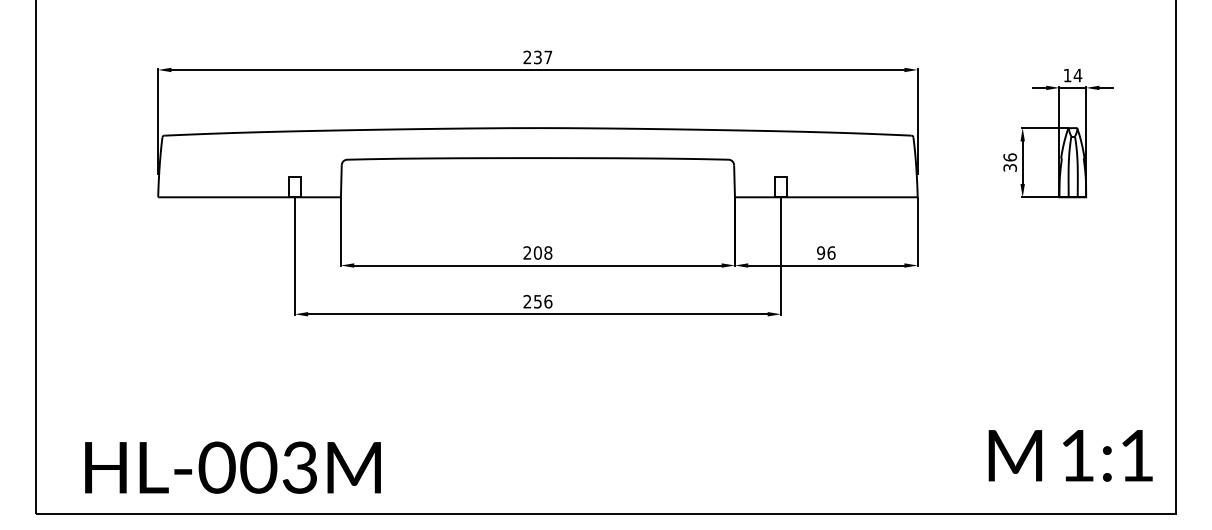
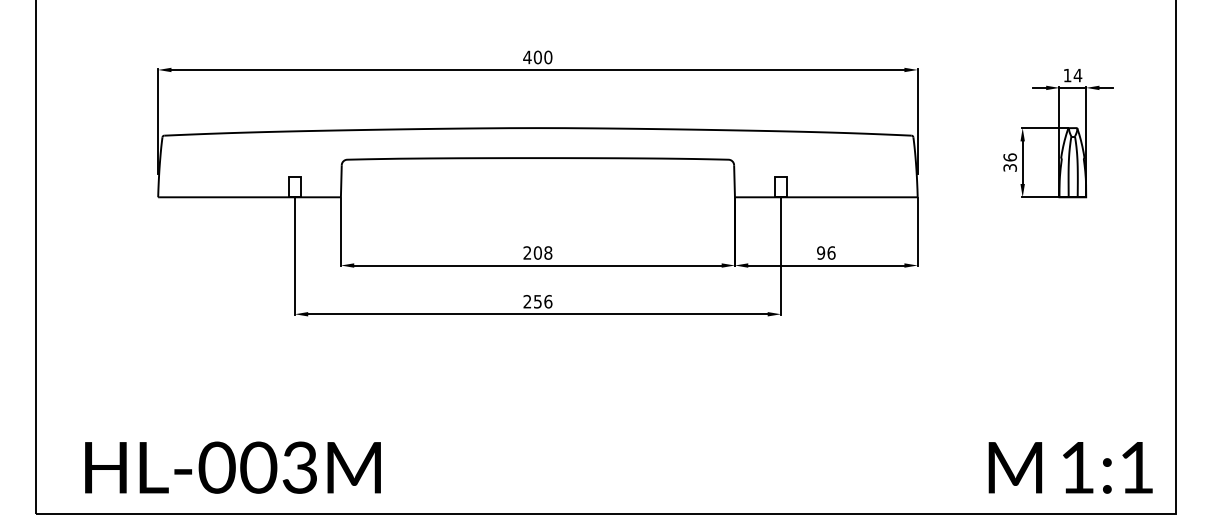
text: 237 -> 400 (537, 57)
text position: (1070, 455) -> (1070, 467) (1070, 467)
